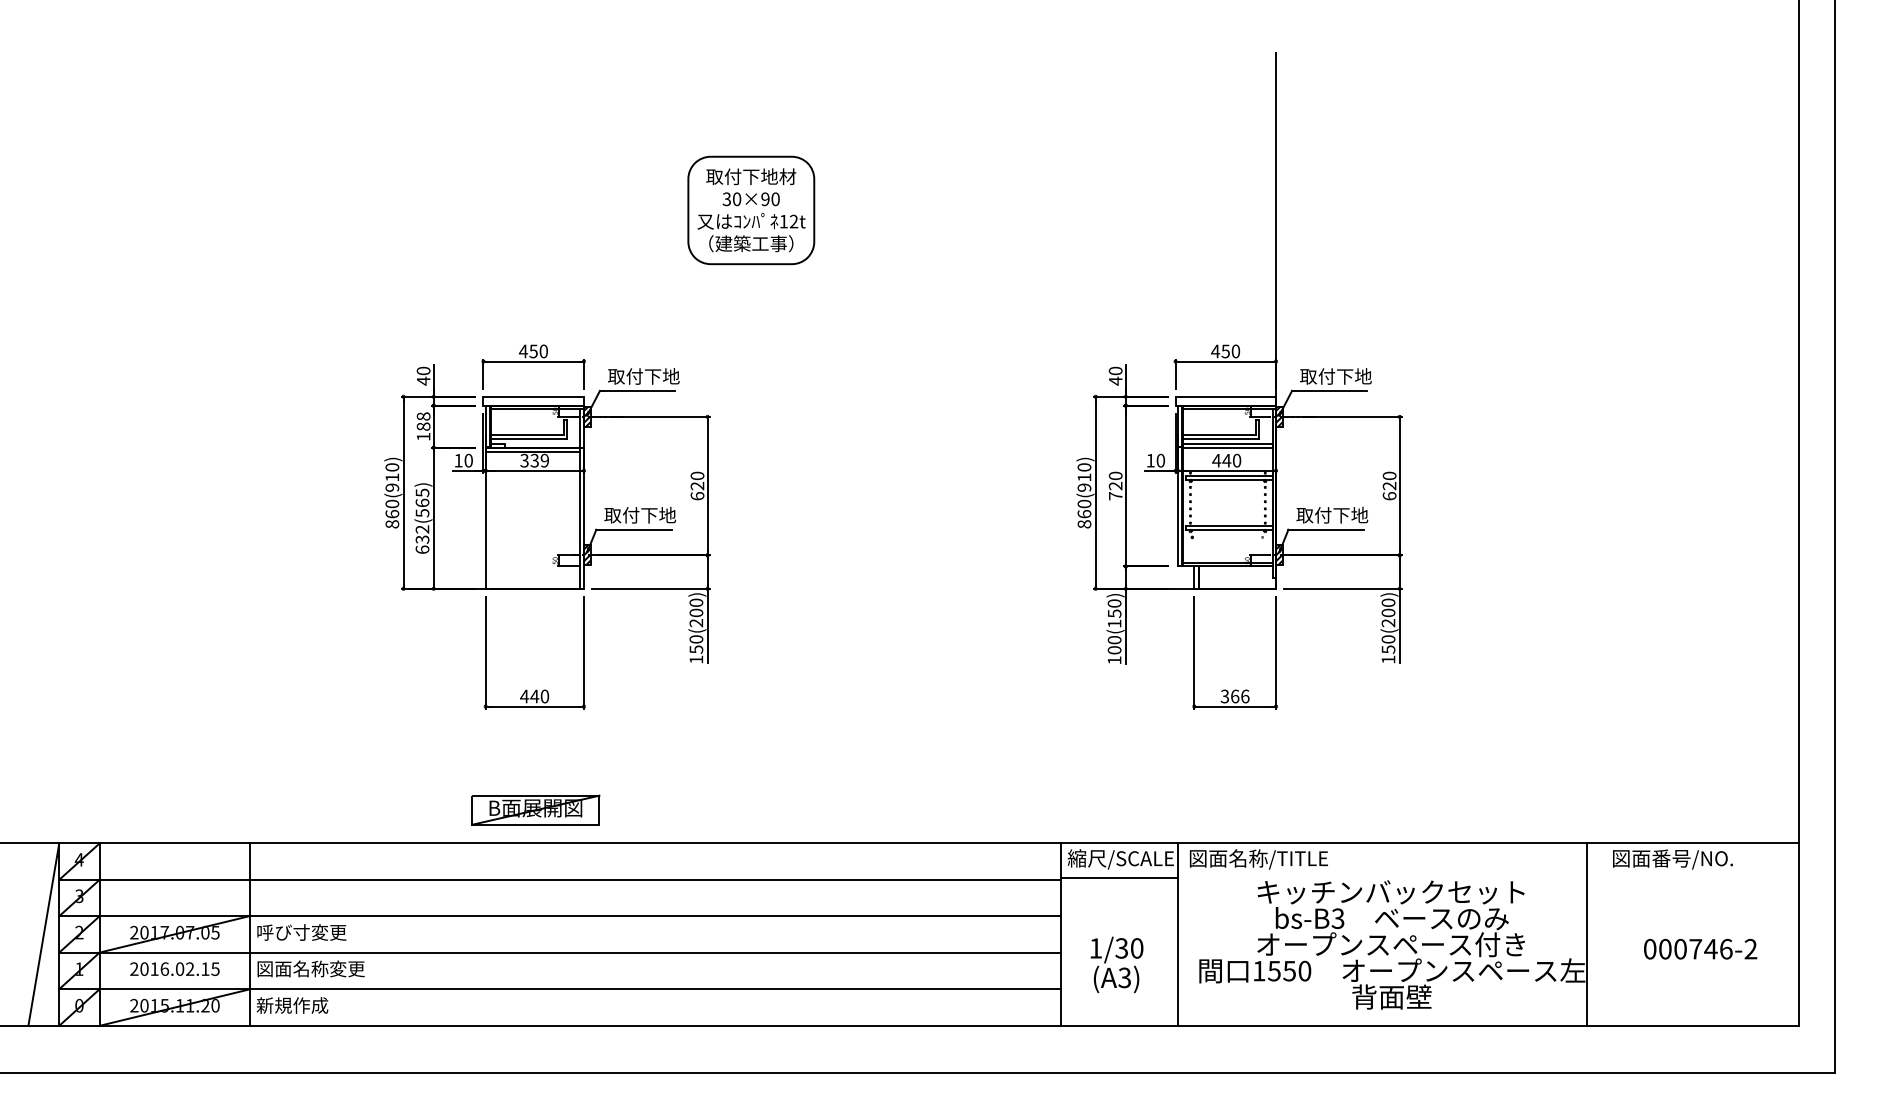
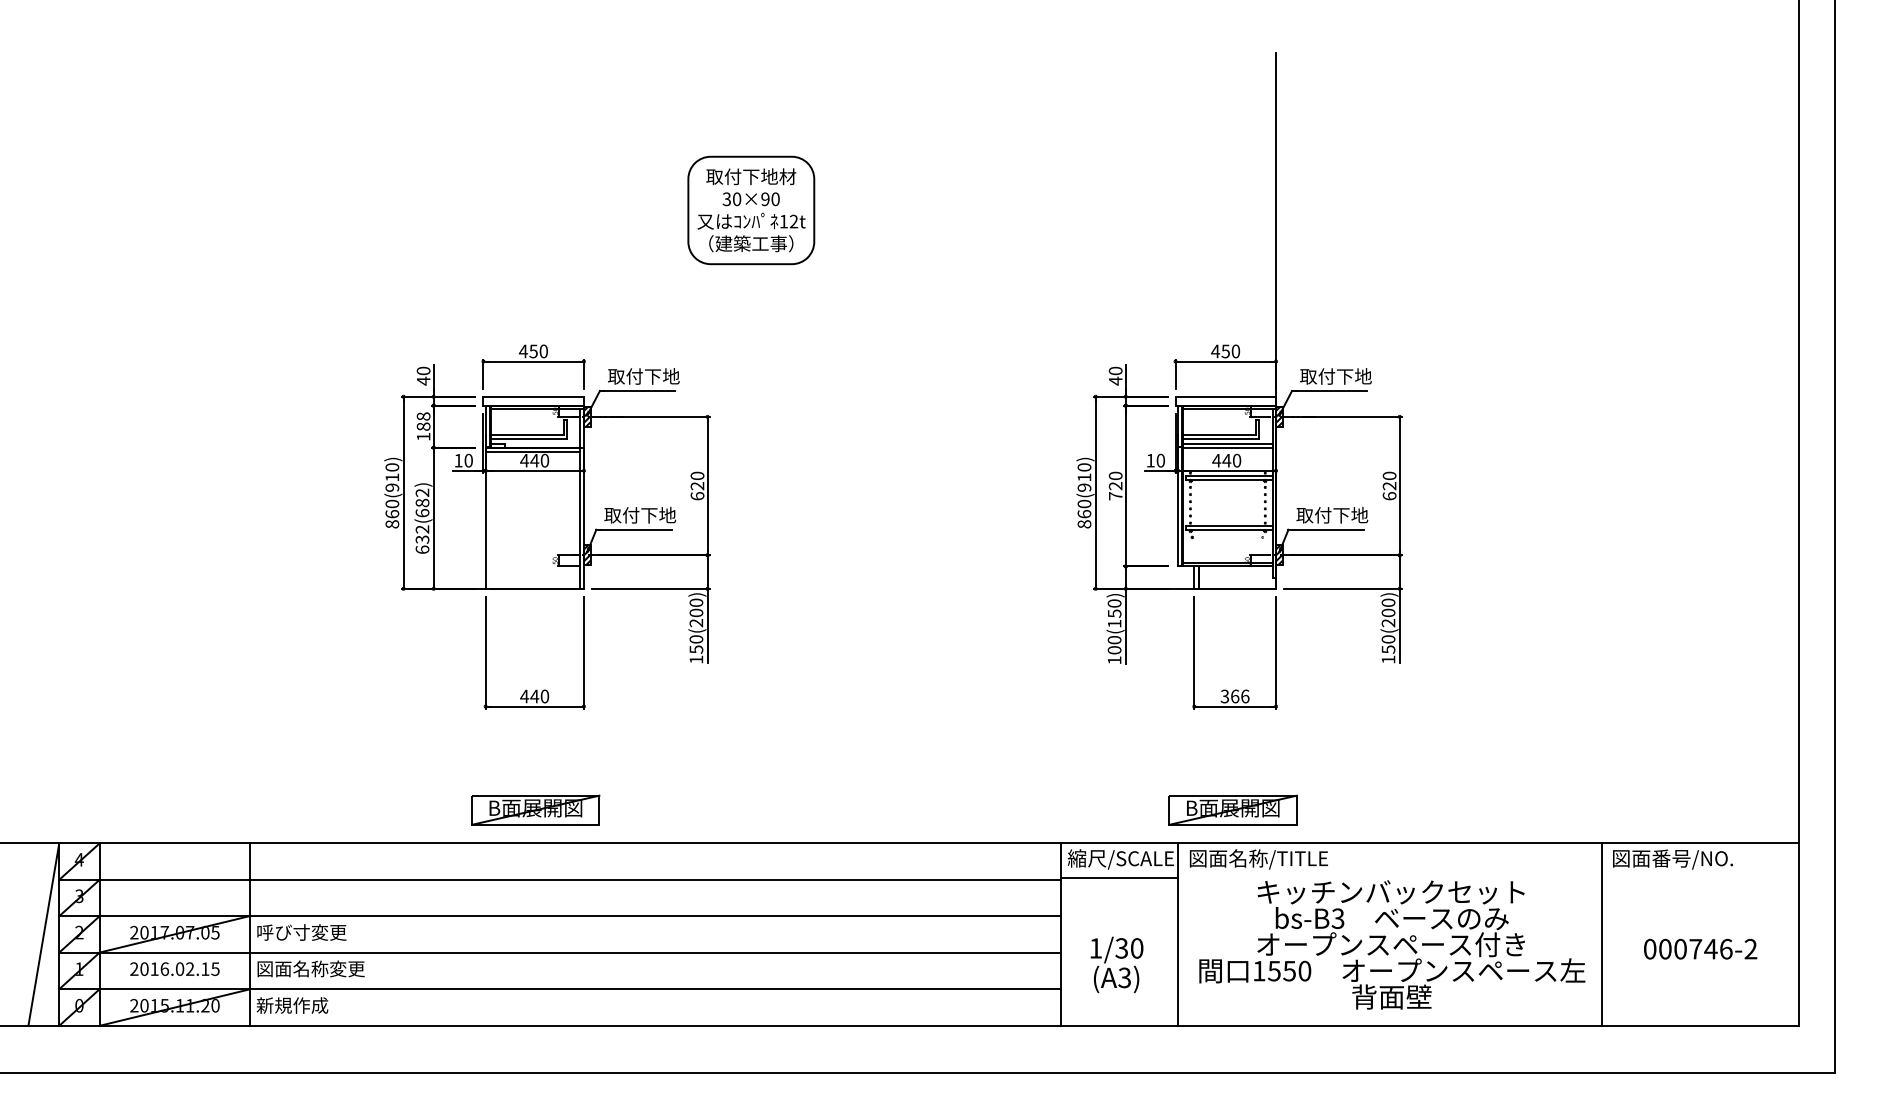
text: 339 -> 440 (534, 460)
text: 632(565) -> 632(682) (422, 502)
part: none -> present (1232, 809)
line position: (1587, 934) -> (1602, 934) (1602, 934)
